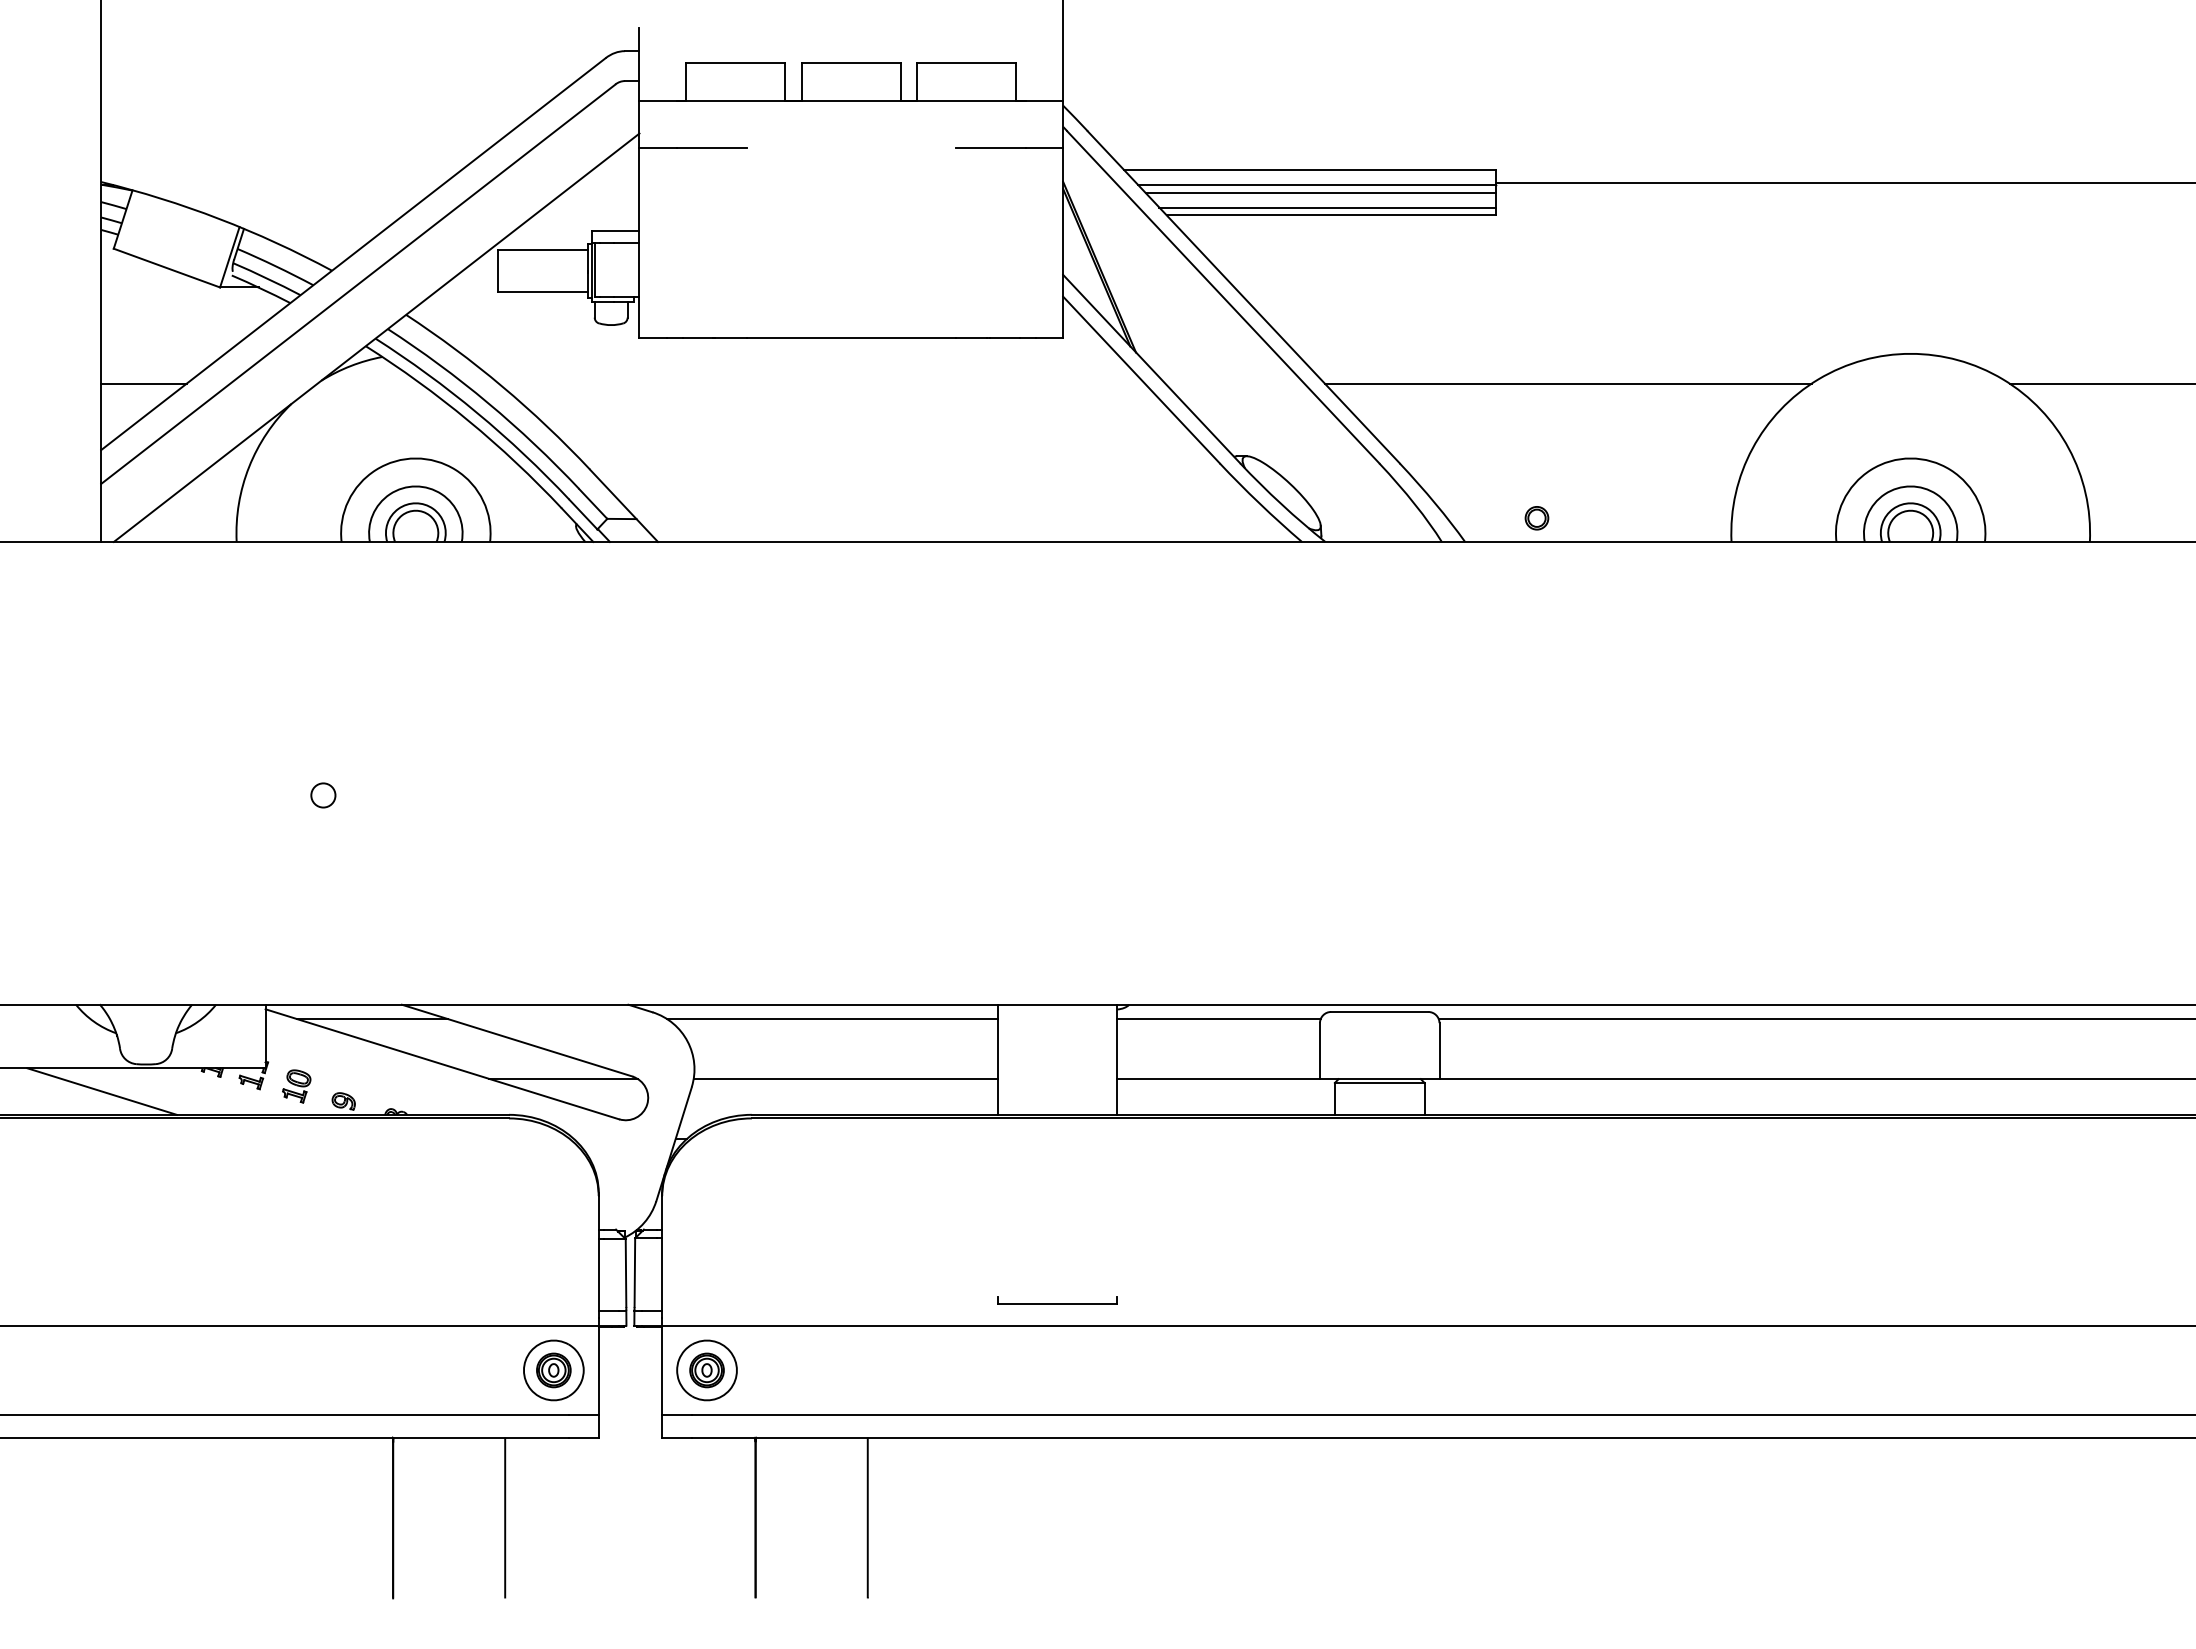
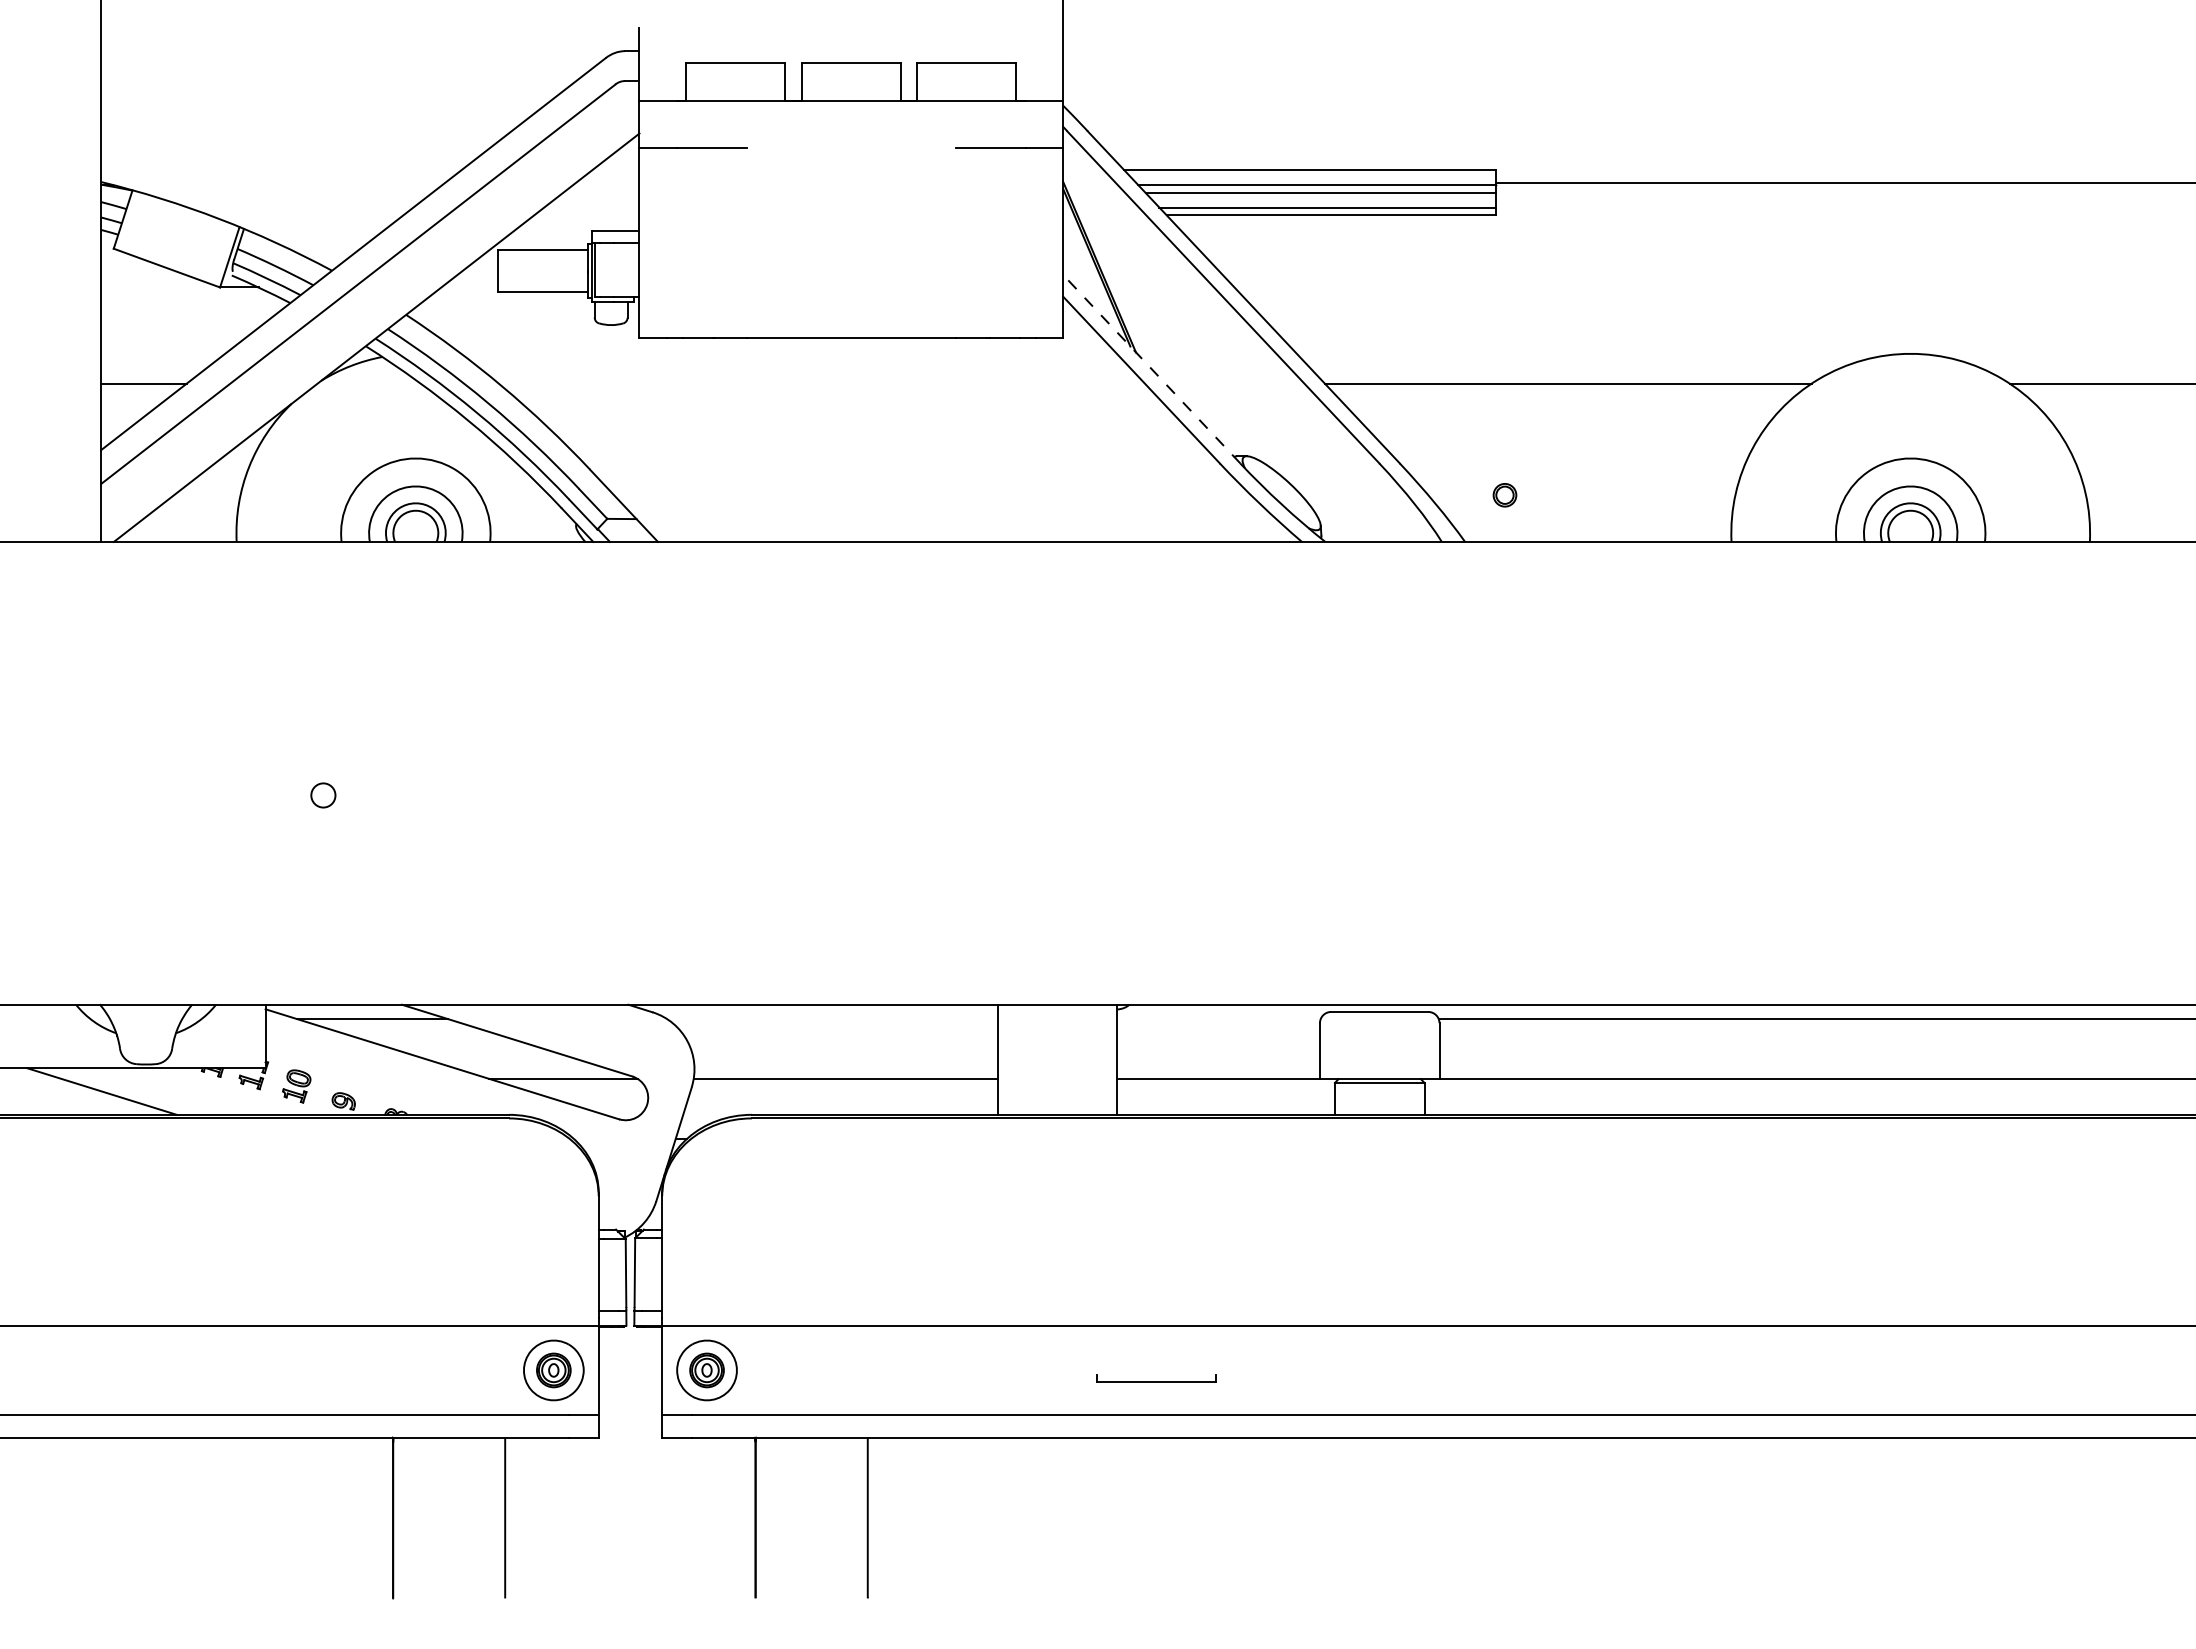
line: solid -> dashed (1151, 368)
part position: (1536, 518) -> (1504, 495) (1504, 495)
line: present -> none (832, 1019)
line: present -> none (1218, 1019)
part position: (1057, 1300) -> (1156, 1378) (1156, 1378)
